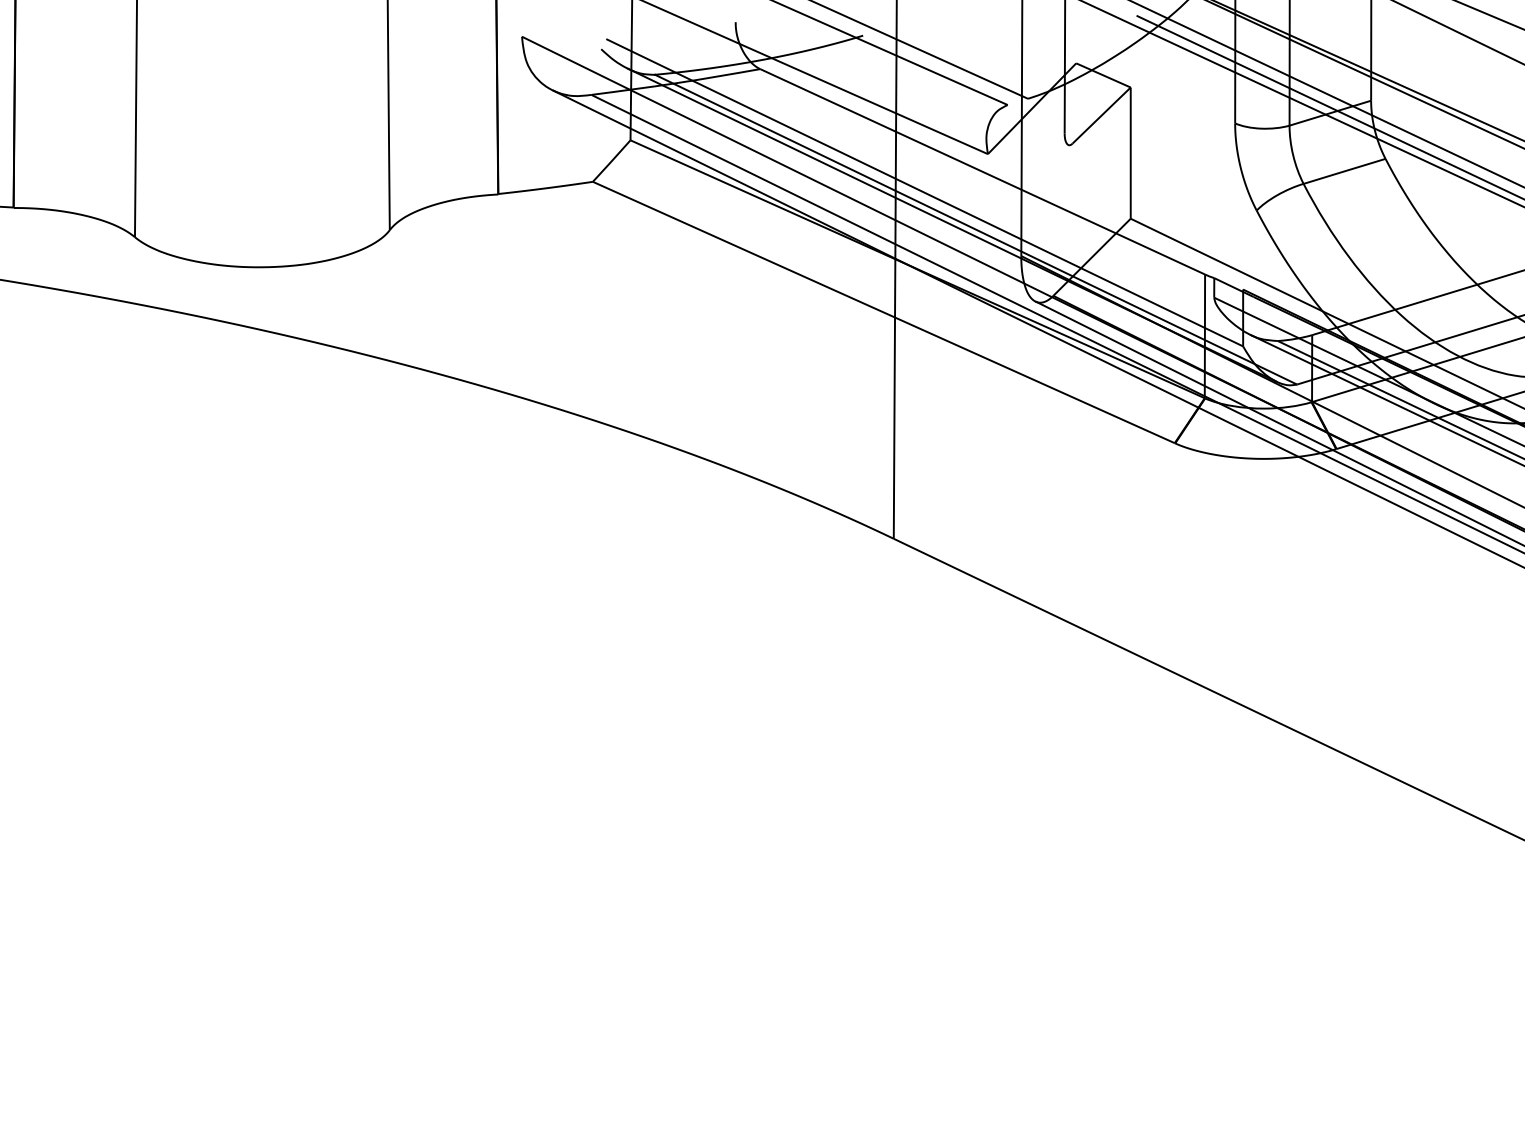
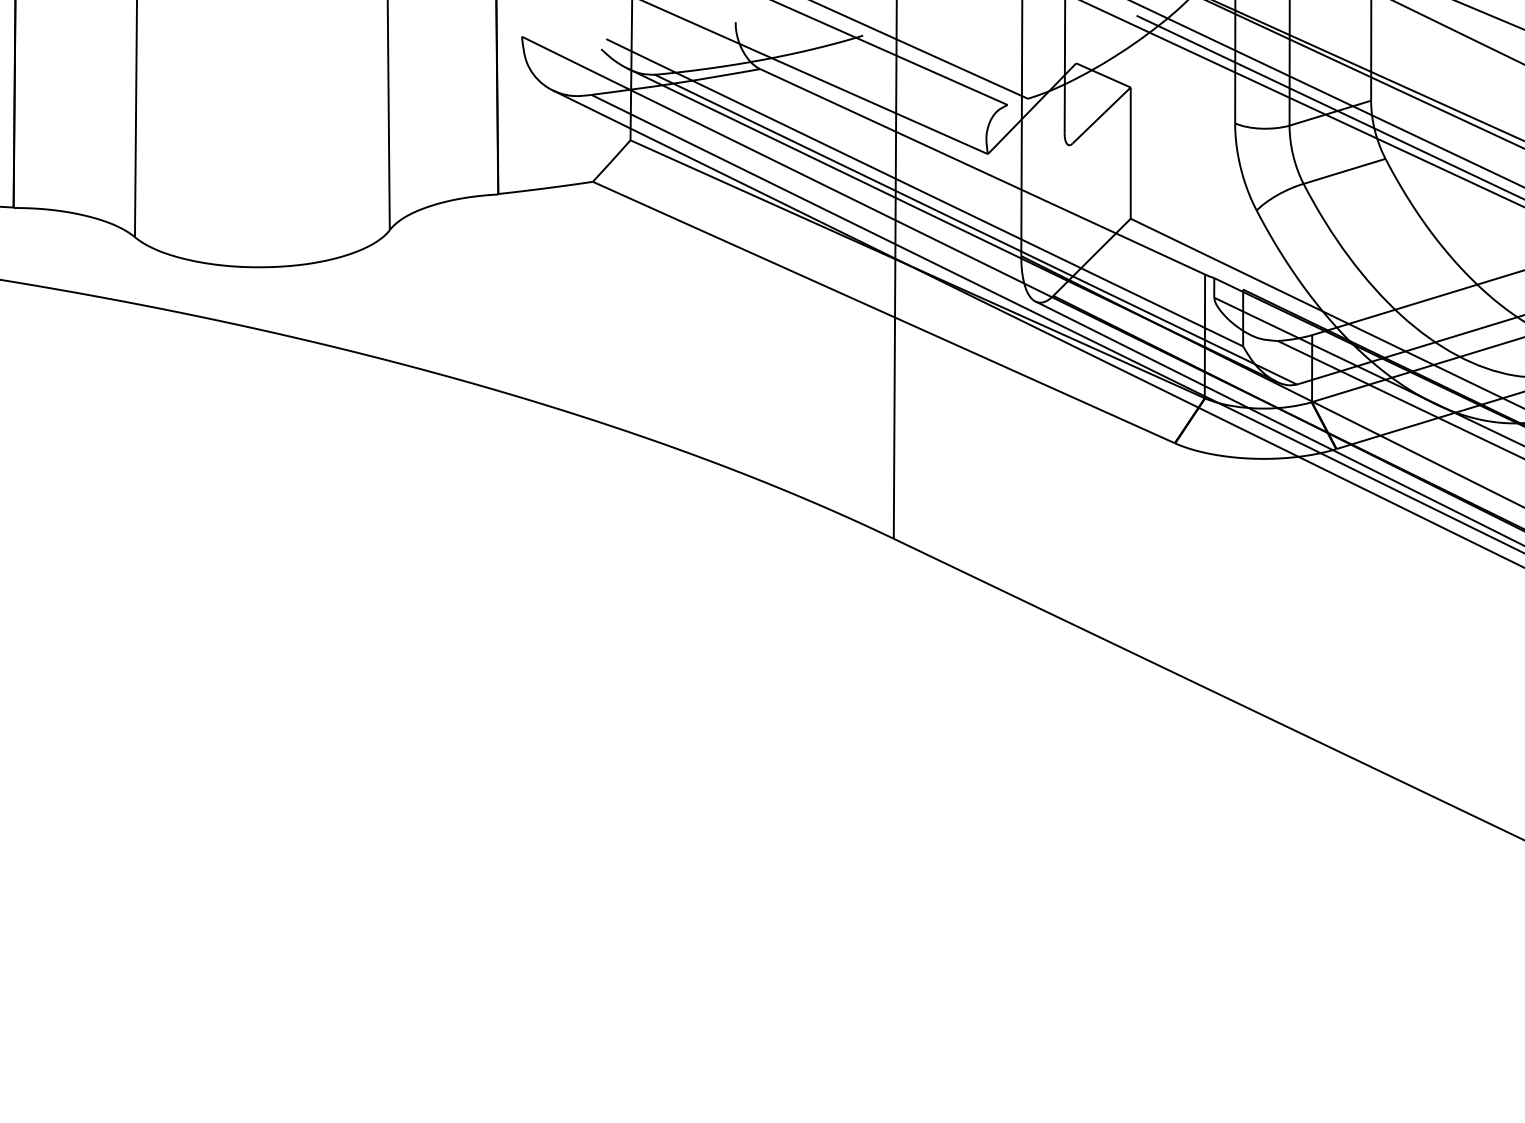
line: present -> none (1385, 399)
